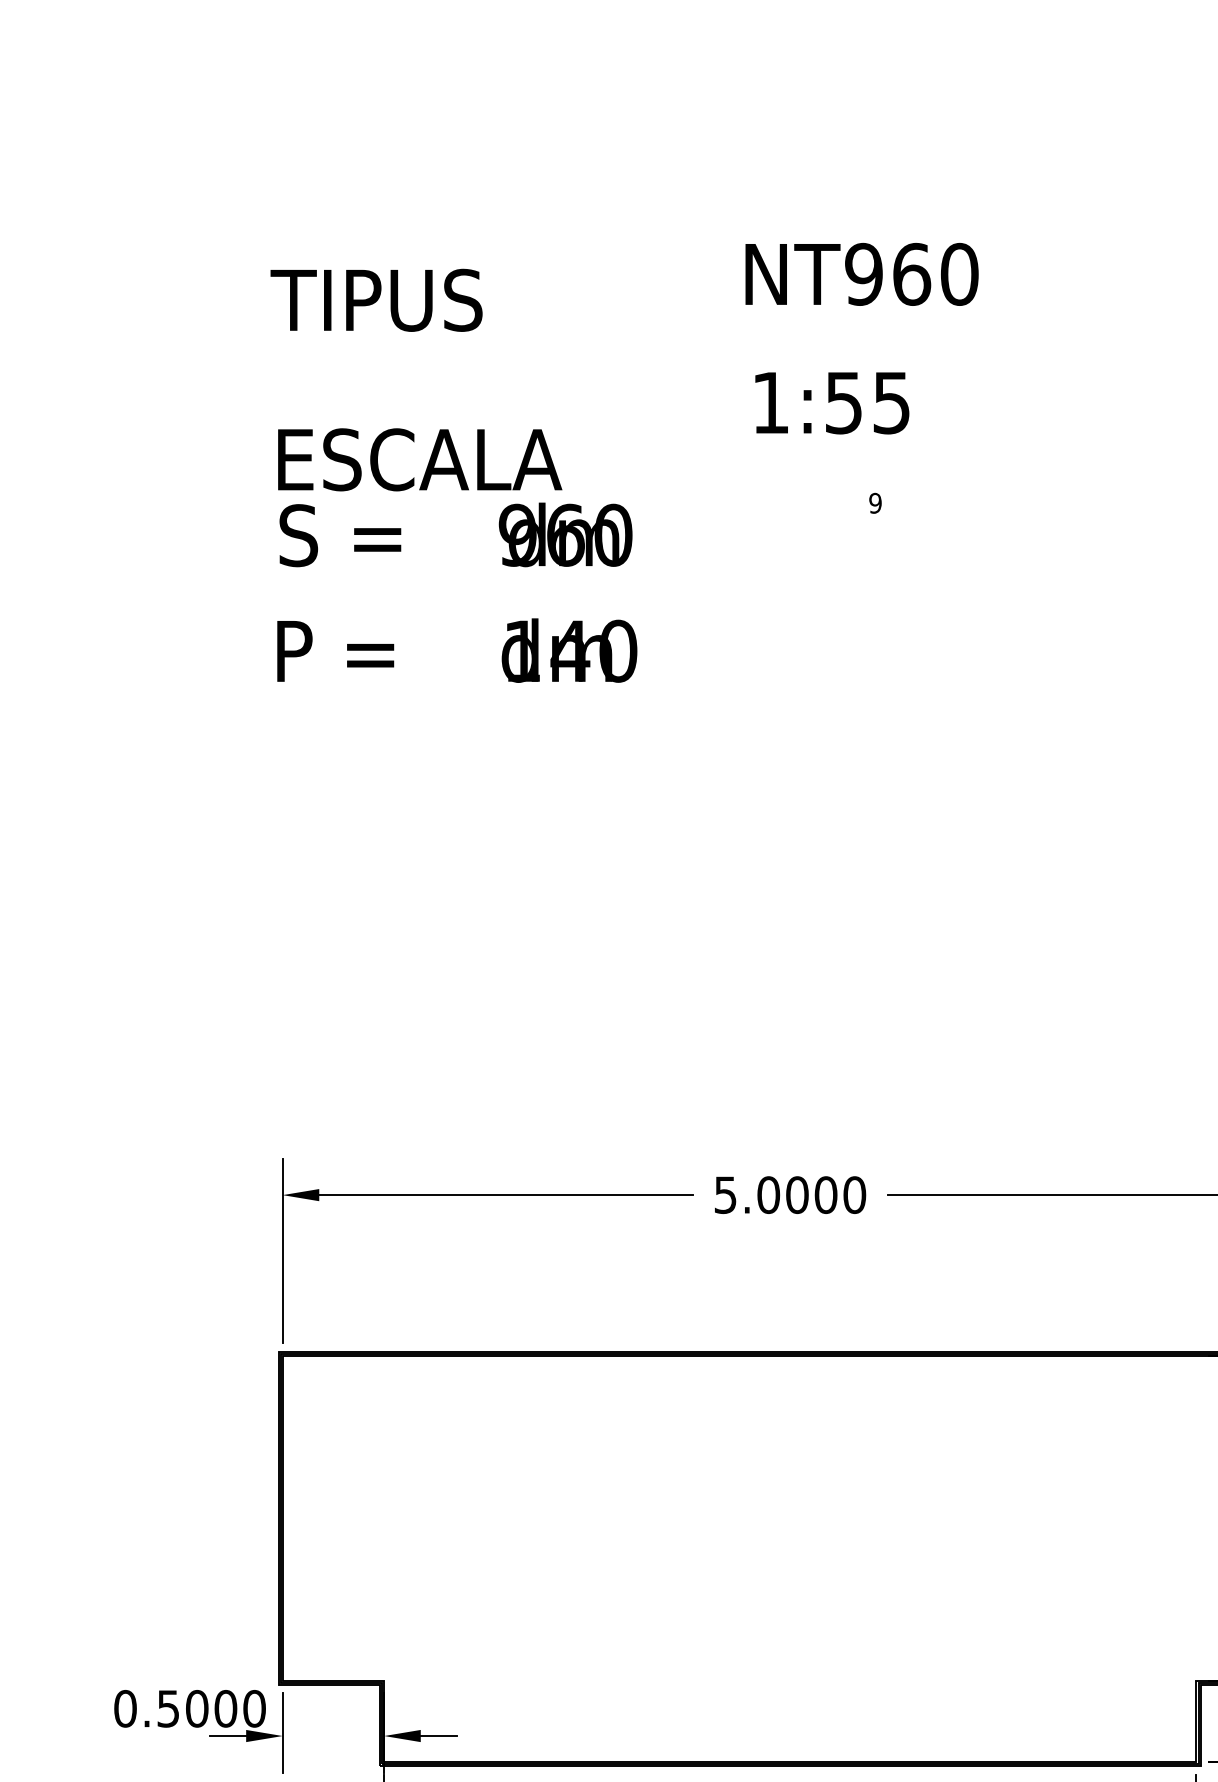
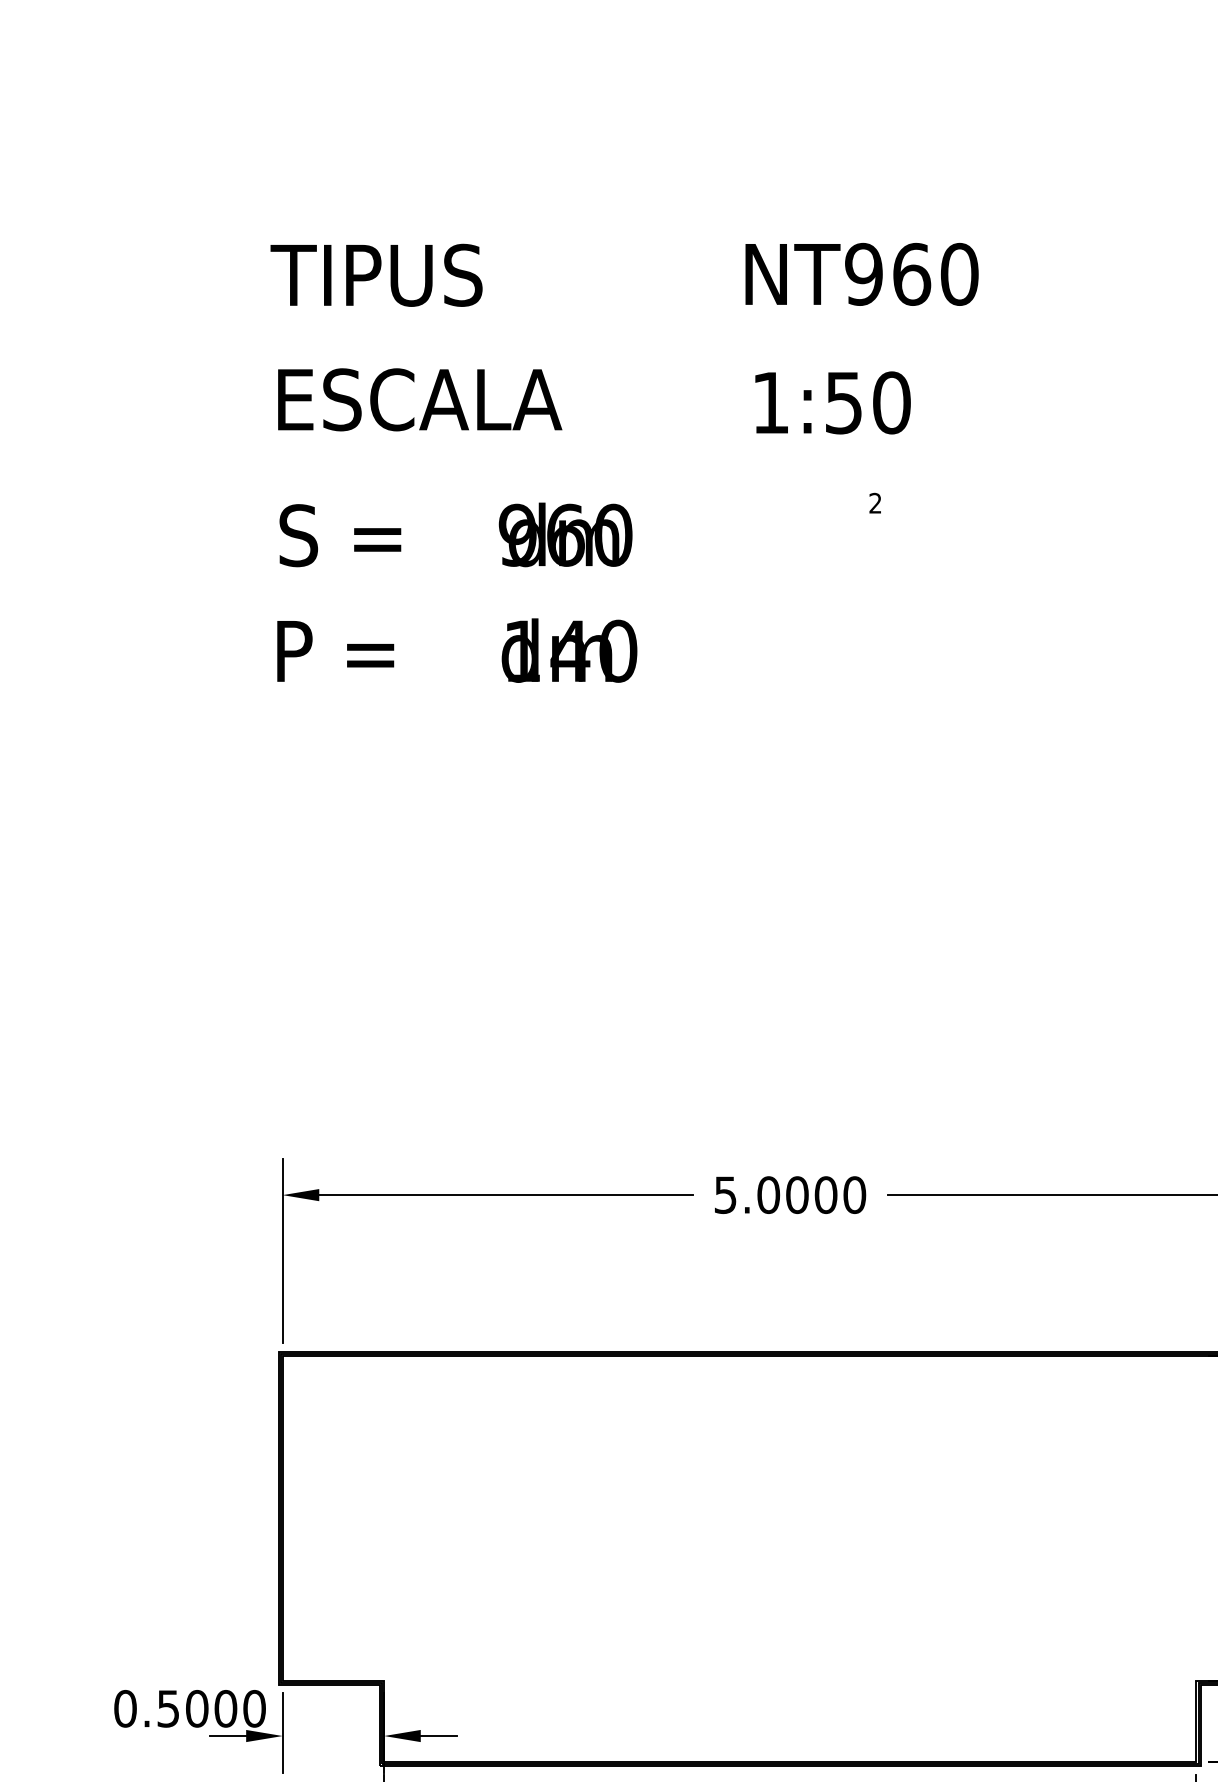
text position: (376, 299) -> (376, 274) (376, 274)
text: 1:55 -> 1:50 (891, 402)
text position: (420, 459) -> (420, 399) (420, 399)
text: 9 -> 2 (875, 503)
